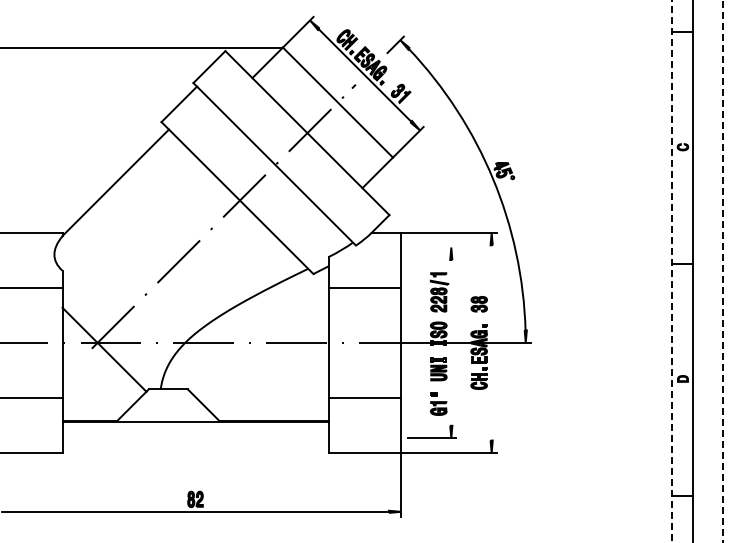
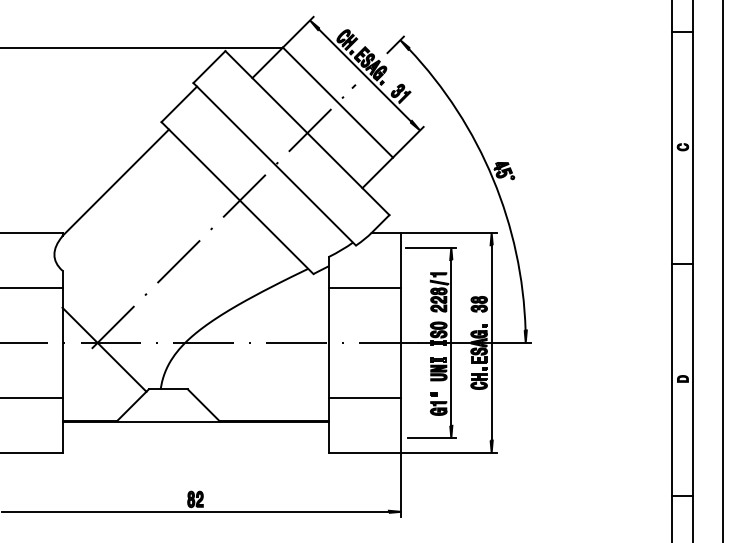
line: none -> present (431, 247)
line: dashed -> solid (672, 271)
line: dashed -> solid (722, 271)
line: none -> present (451, 342)
line: none -> present (491, 342)
